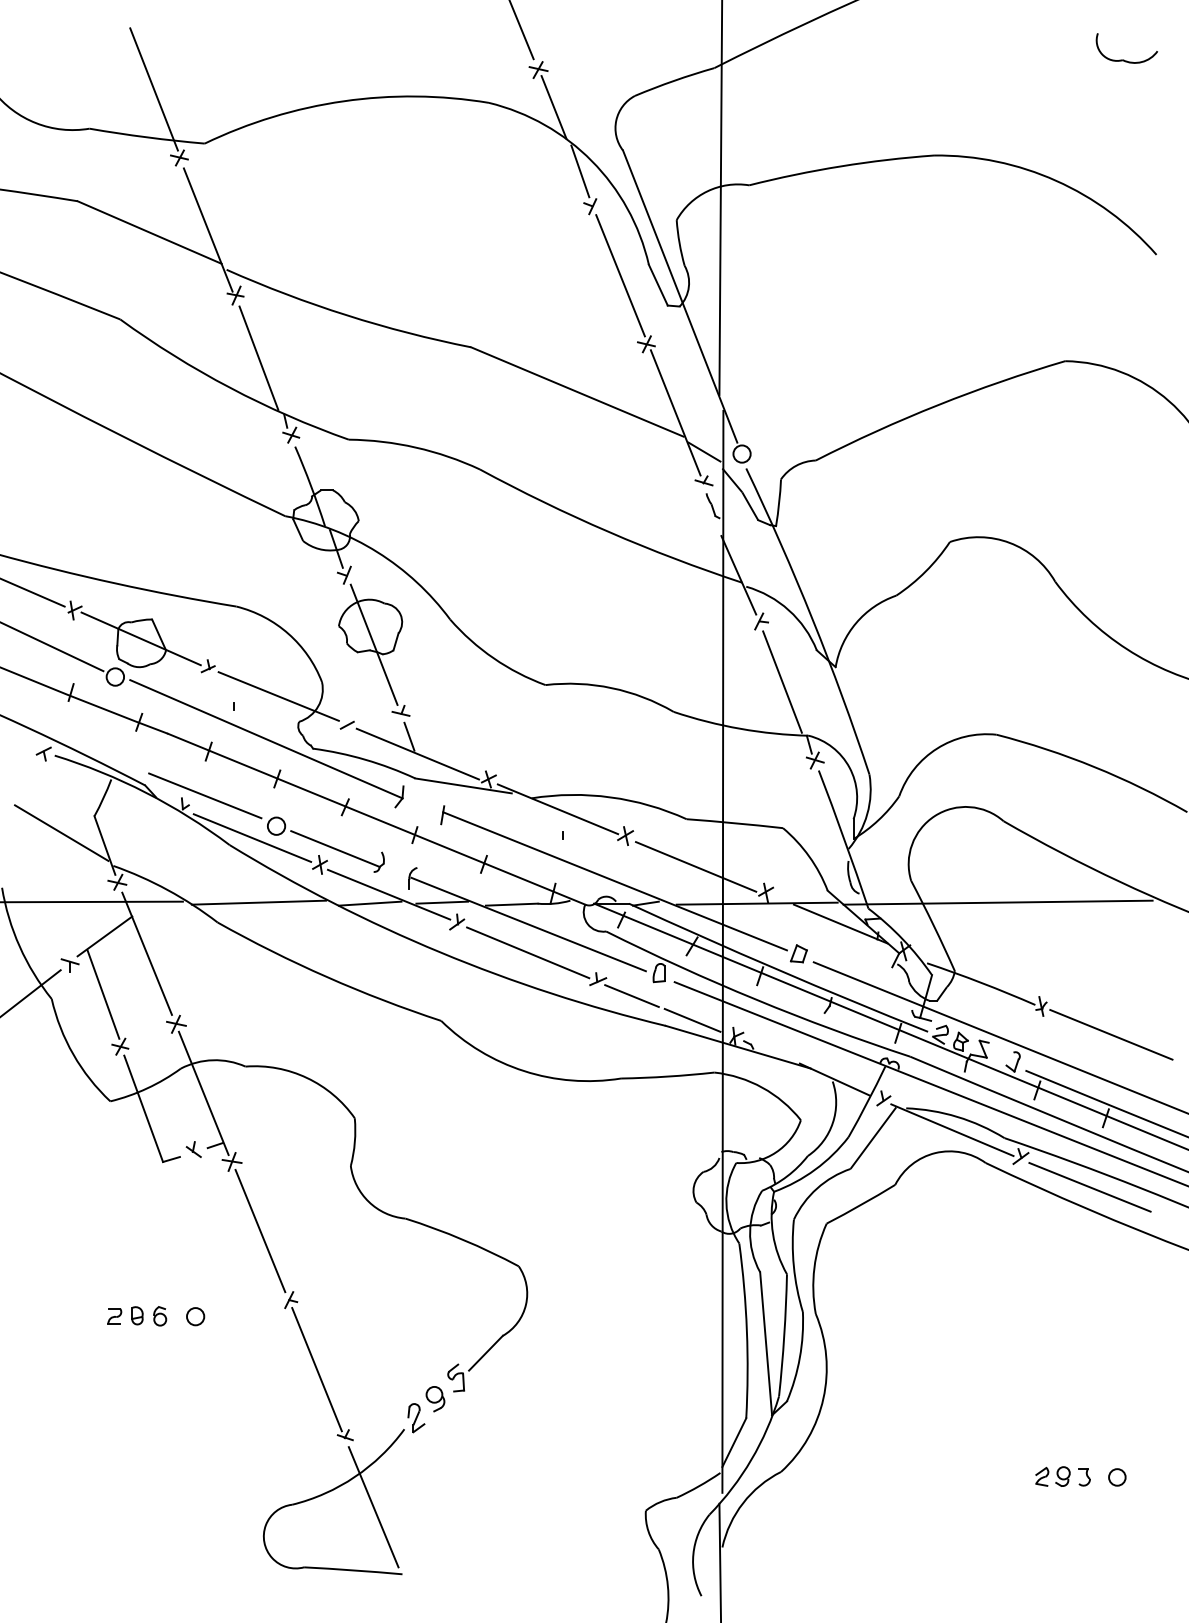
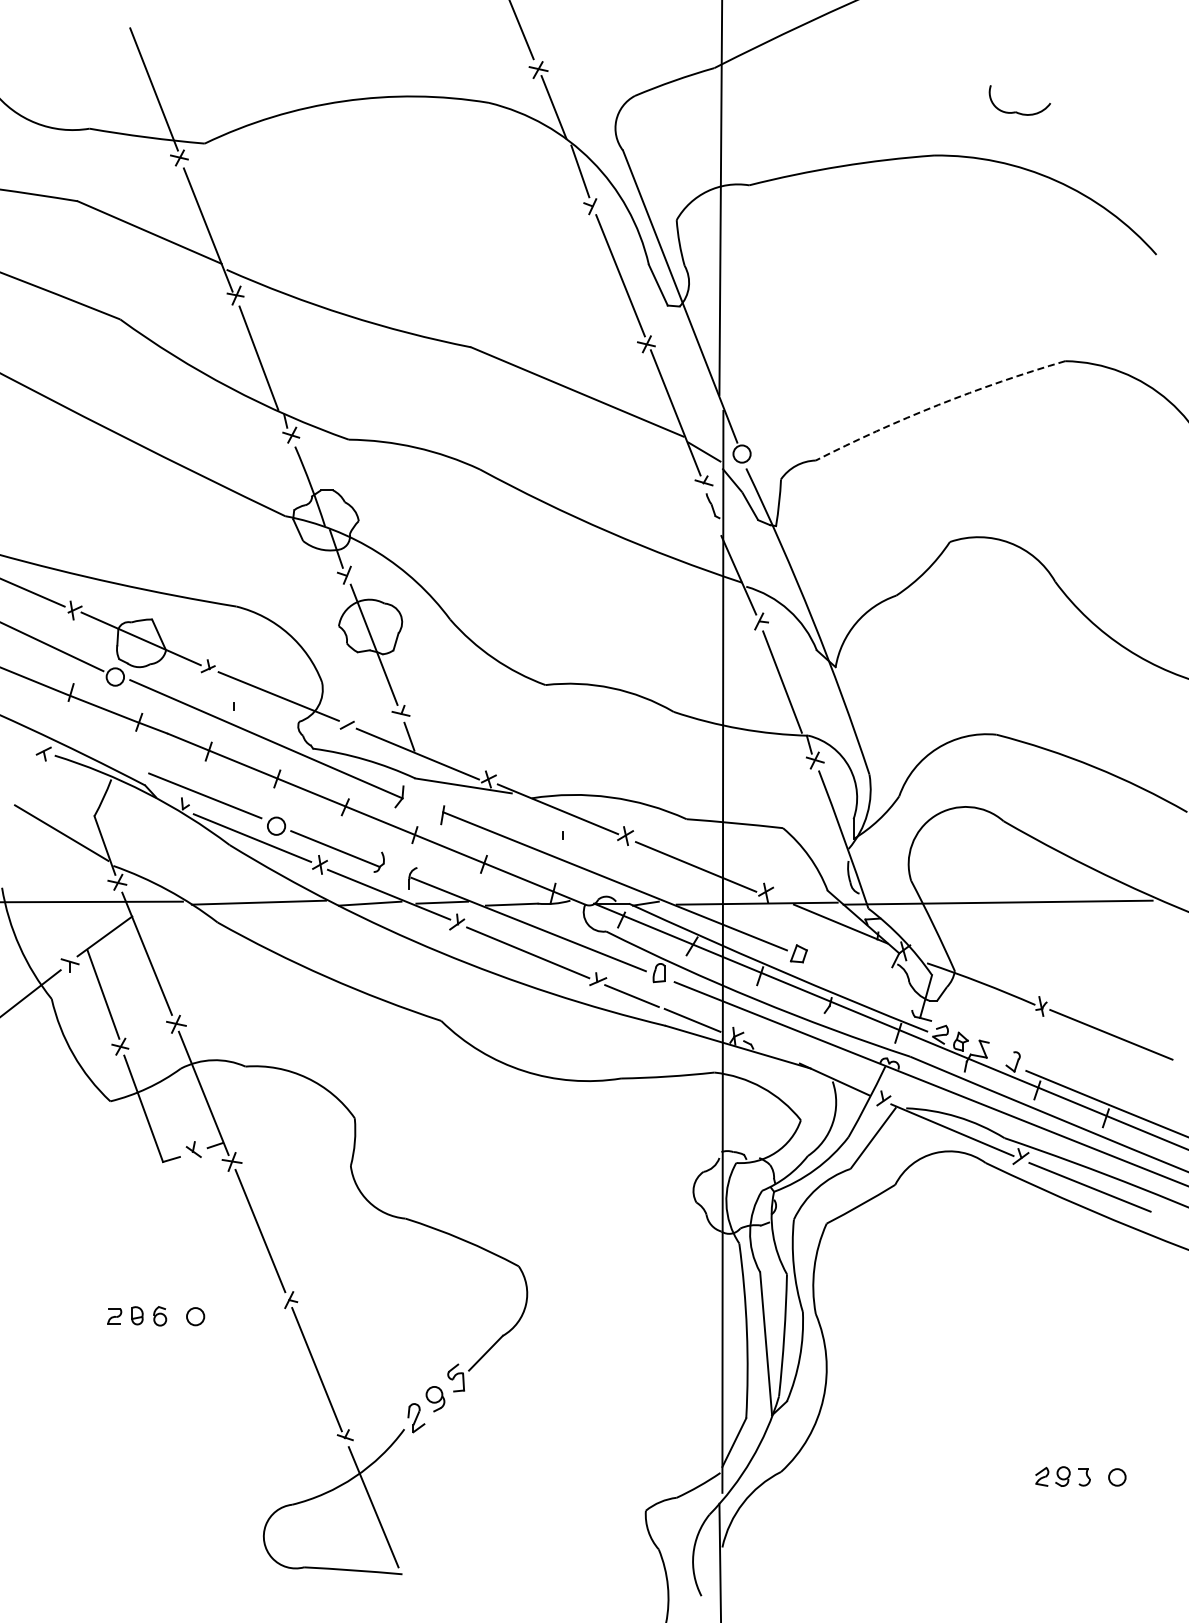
part position: (1124, 59) -> (1017, 111) (1017, 111)
arc: solid -> dashed (938, 405)
line: present -> none (999, 1037)
